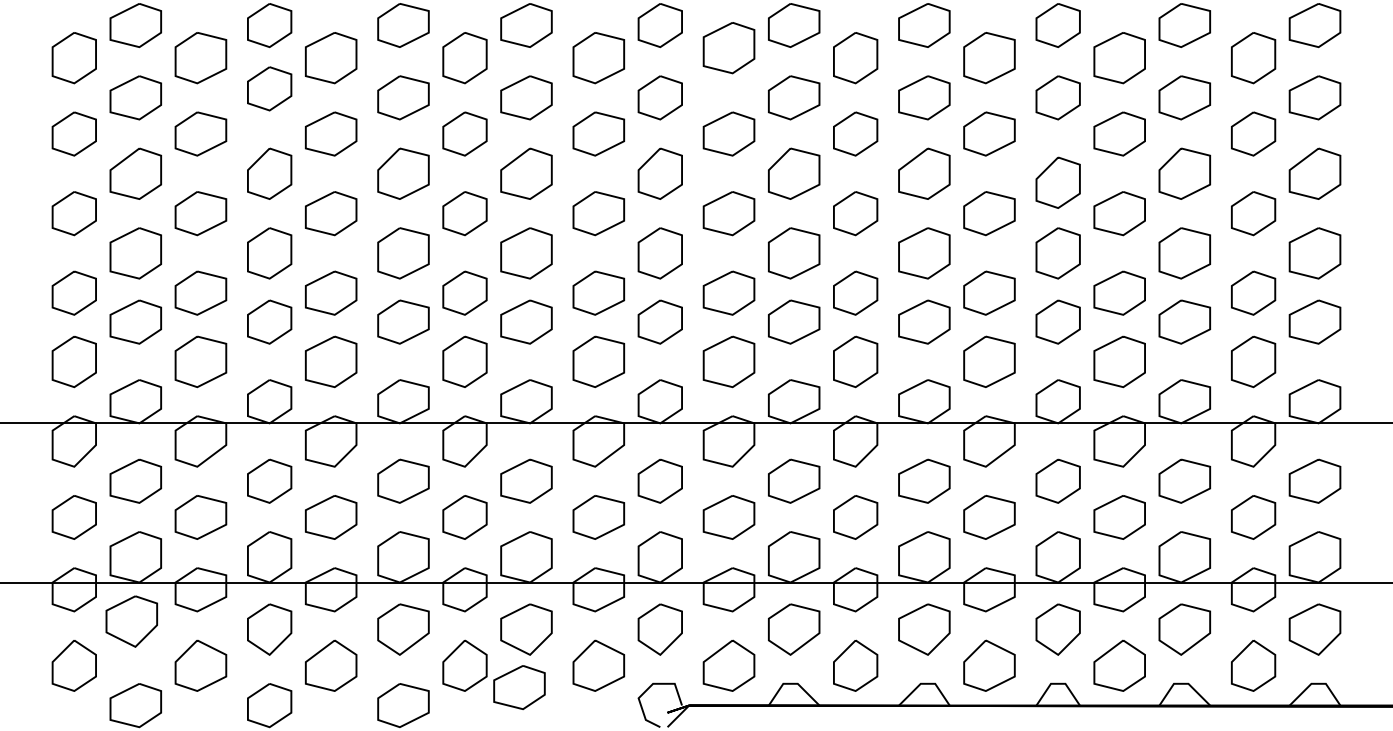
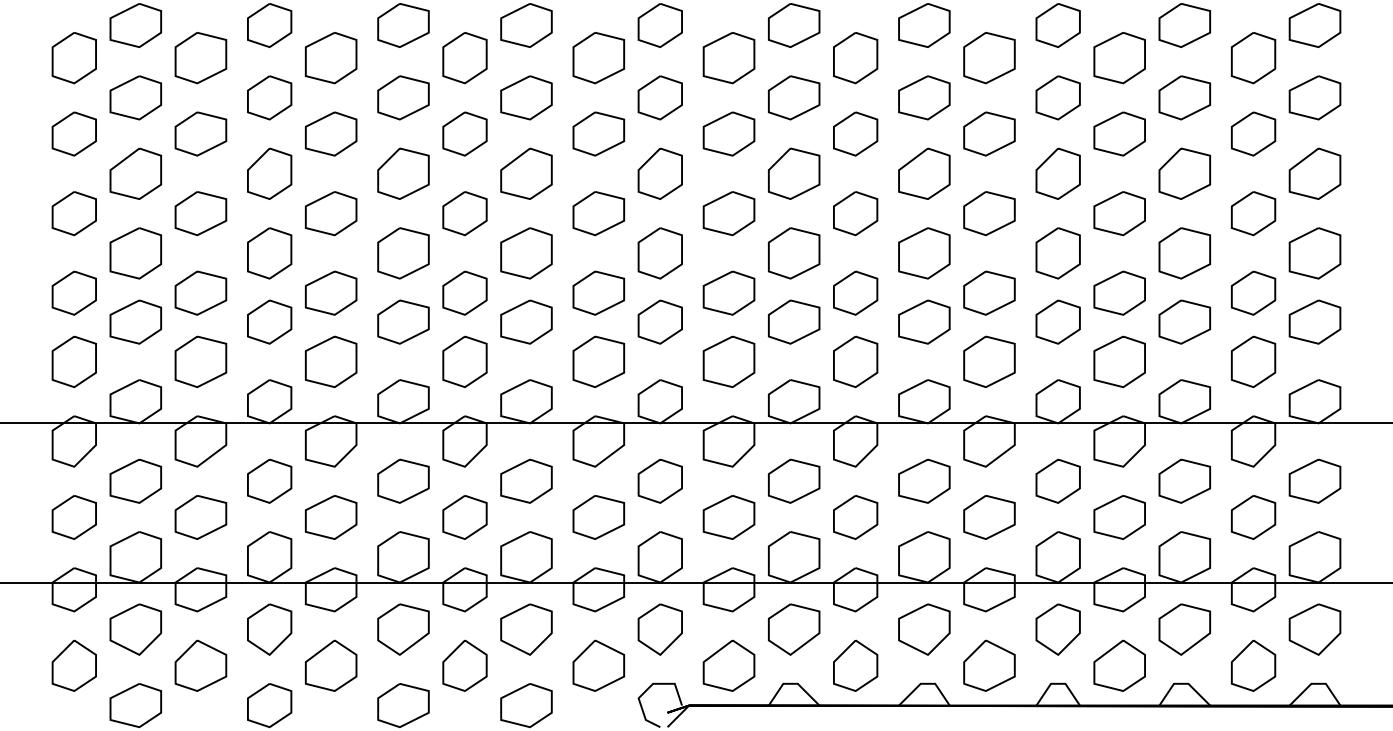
part position: (728, 48) -> (728, 58) (728, 58)
part position: (269, 88) -> (269, 97) (269, 97)
part position: (1057, 182) -> (1057, 173) (1057, 173)
part position: (131, 621) -> (135, 629) (135, 629)
part position: (519, 687) -> (526, 705) (526, 705)
